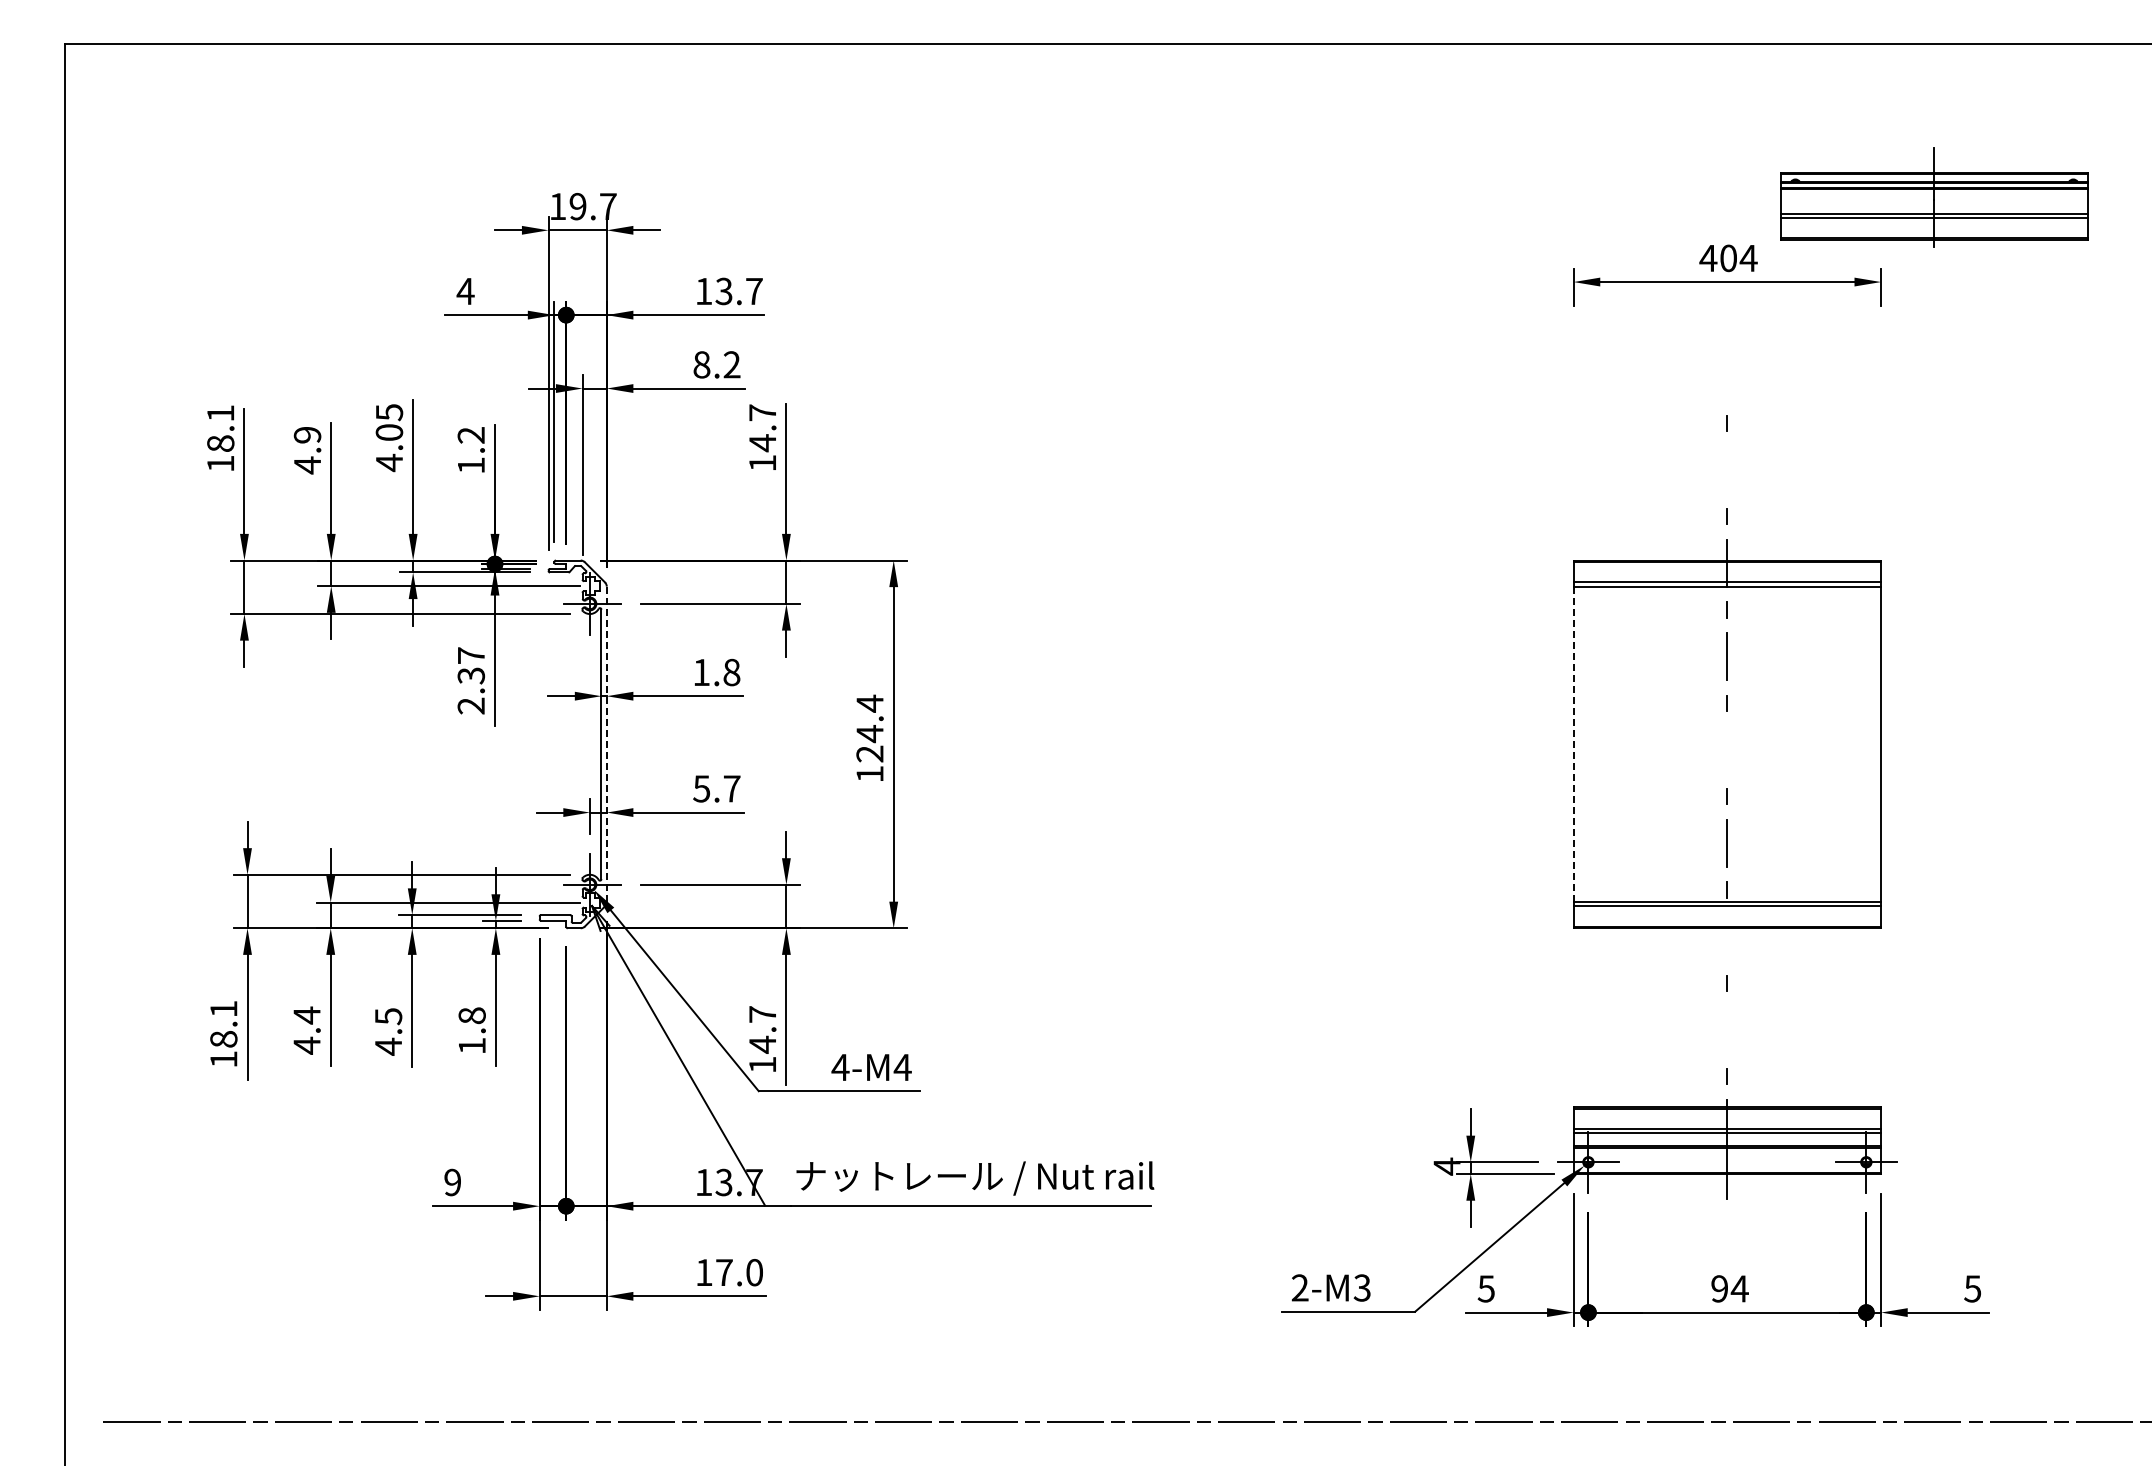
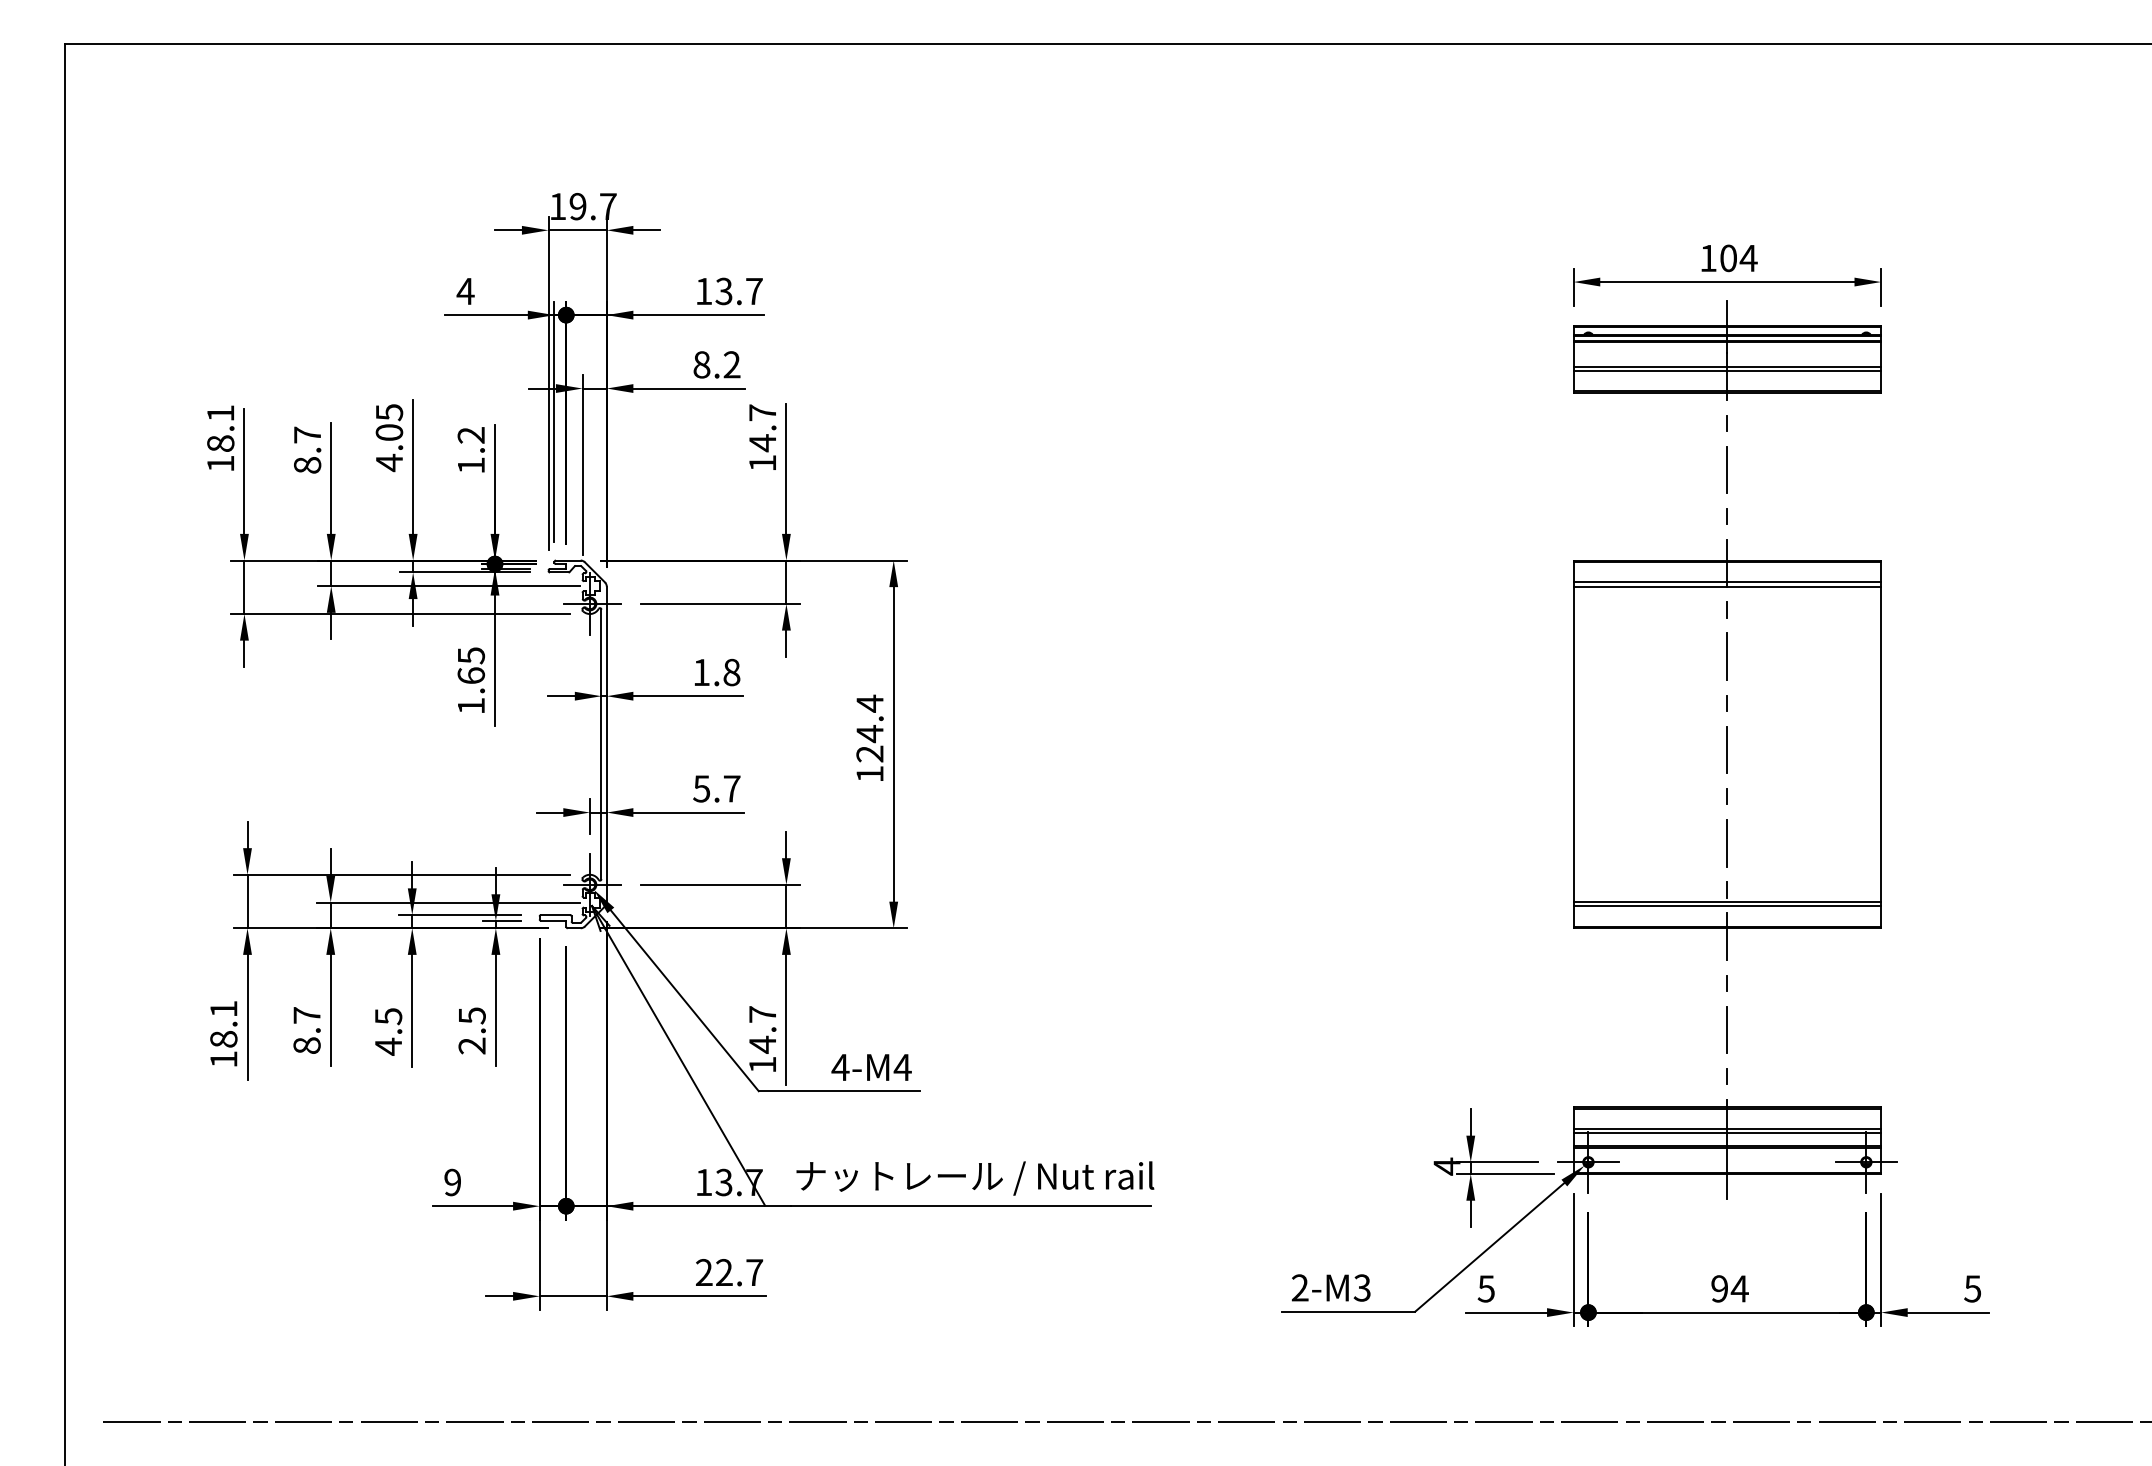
part position: (1934, 197) -> (1727, 350) (1727, 350)
text: 404 -> 104 (1708, 258)
text: 4.9 -> 8.7 (307, 450)
line: none -> present (1727, 469)
text: 2.37 -> 1.65 (471, 680)
line: dashed -> solid (606, 744)
line: dashed -> solid (1573, 744)
line: none -> present (1727, 749)
line: none -> present (1727, 936)
line: none -> present (1727, 1029)
text: 4.4 -> 8.7 (306, 1030)
text: 1.8 -> 2.5 (471, 1030)
text: 17.0 -> 22.7 (729, 1272)
